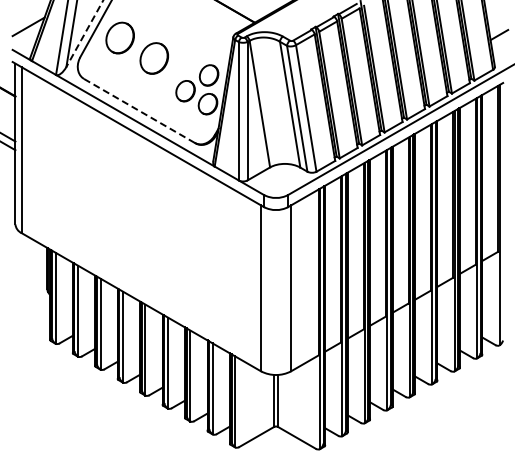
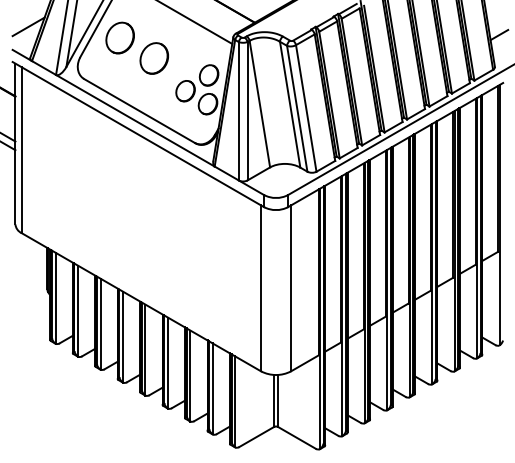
line: none -> present (195, 22)
line: dashed -> solid (84, 33)
line: dashed -> solid (139, 110)
